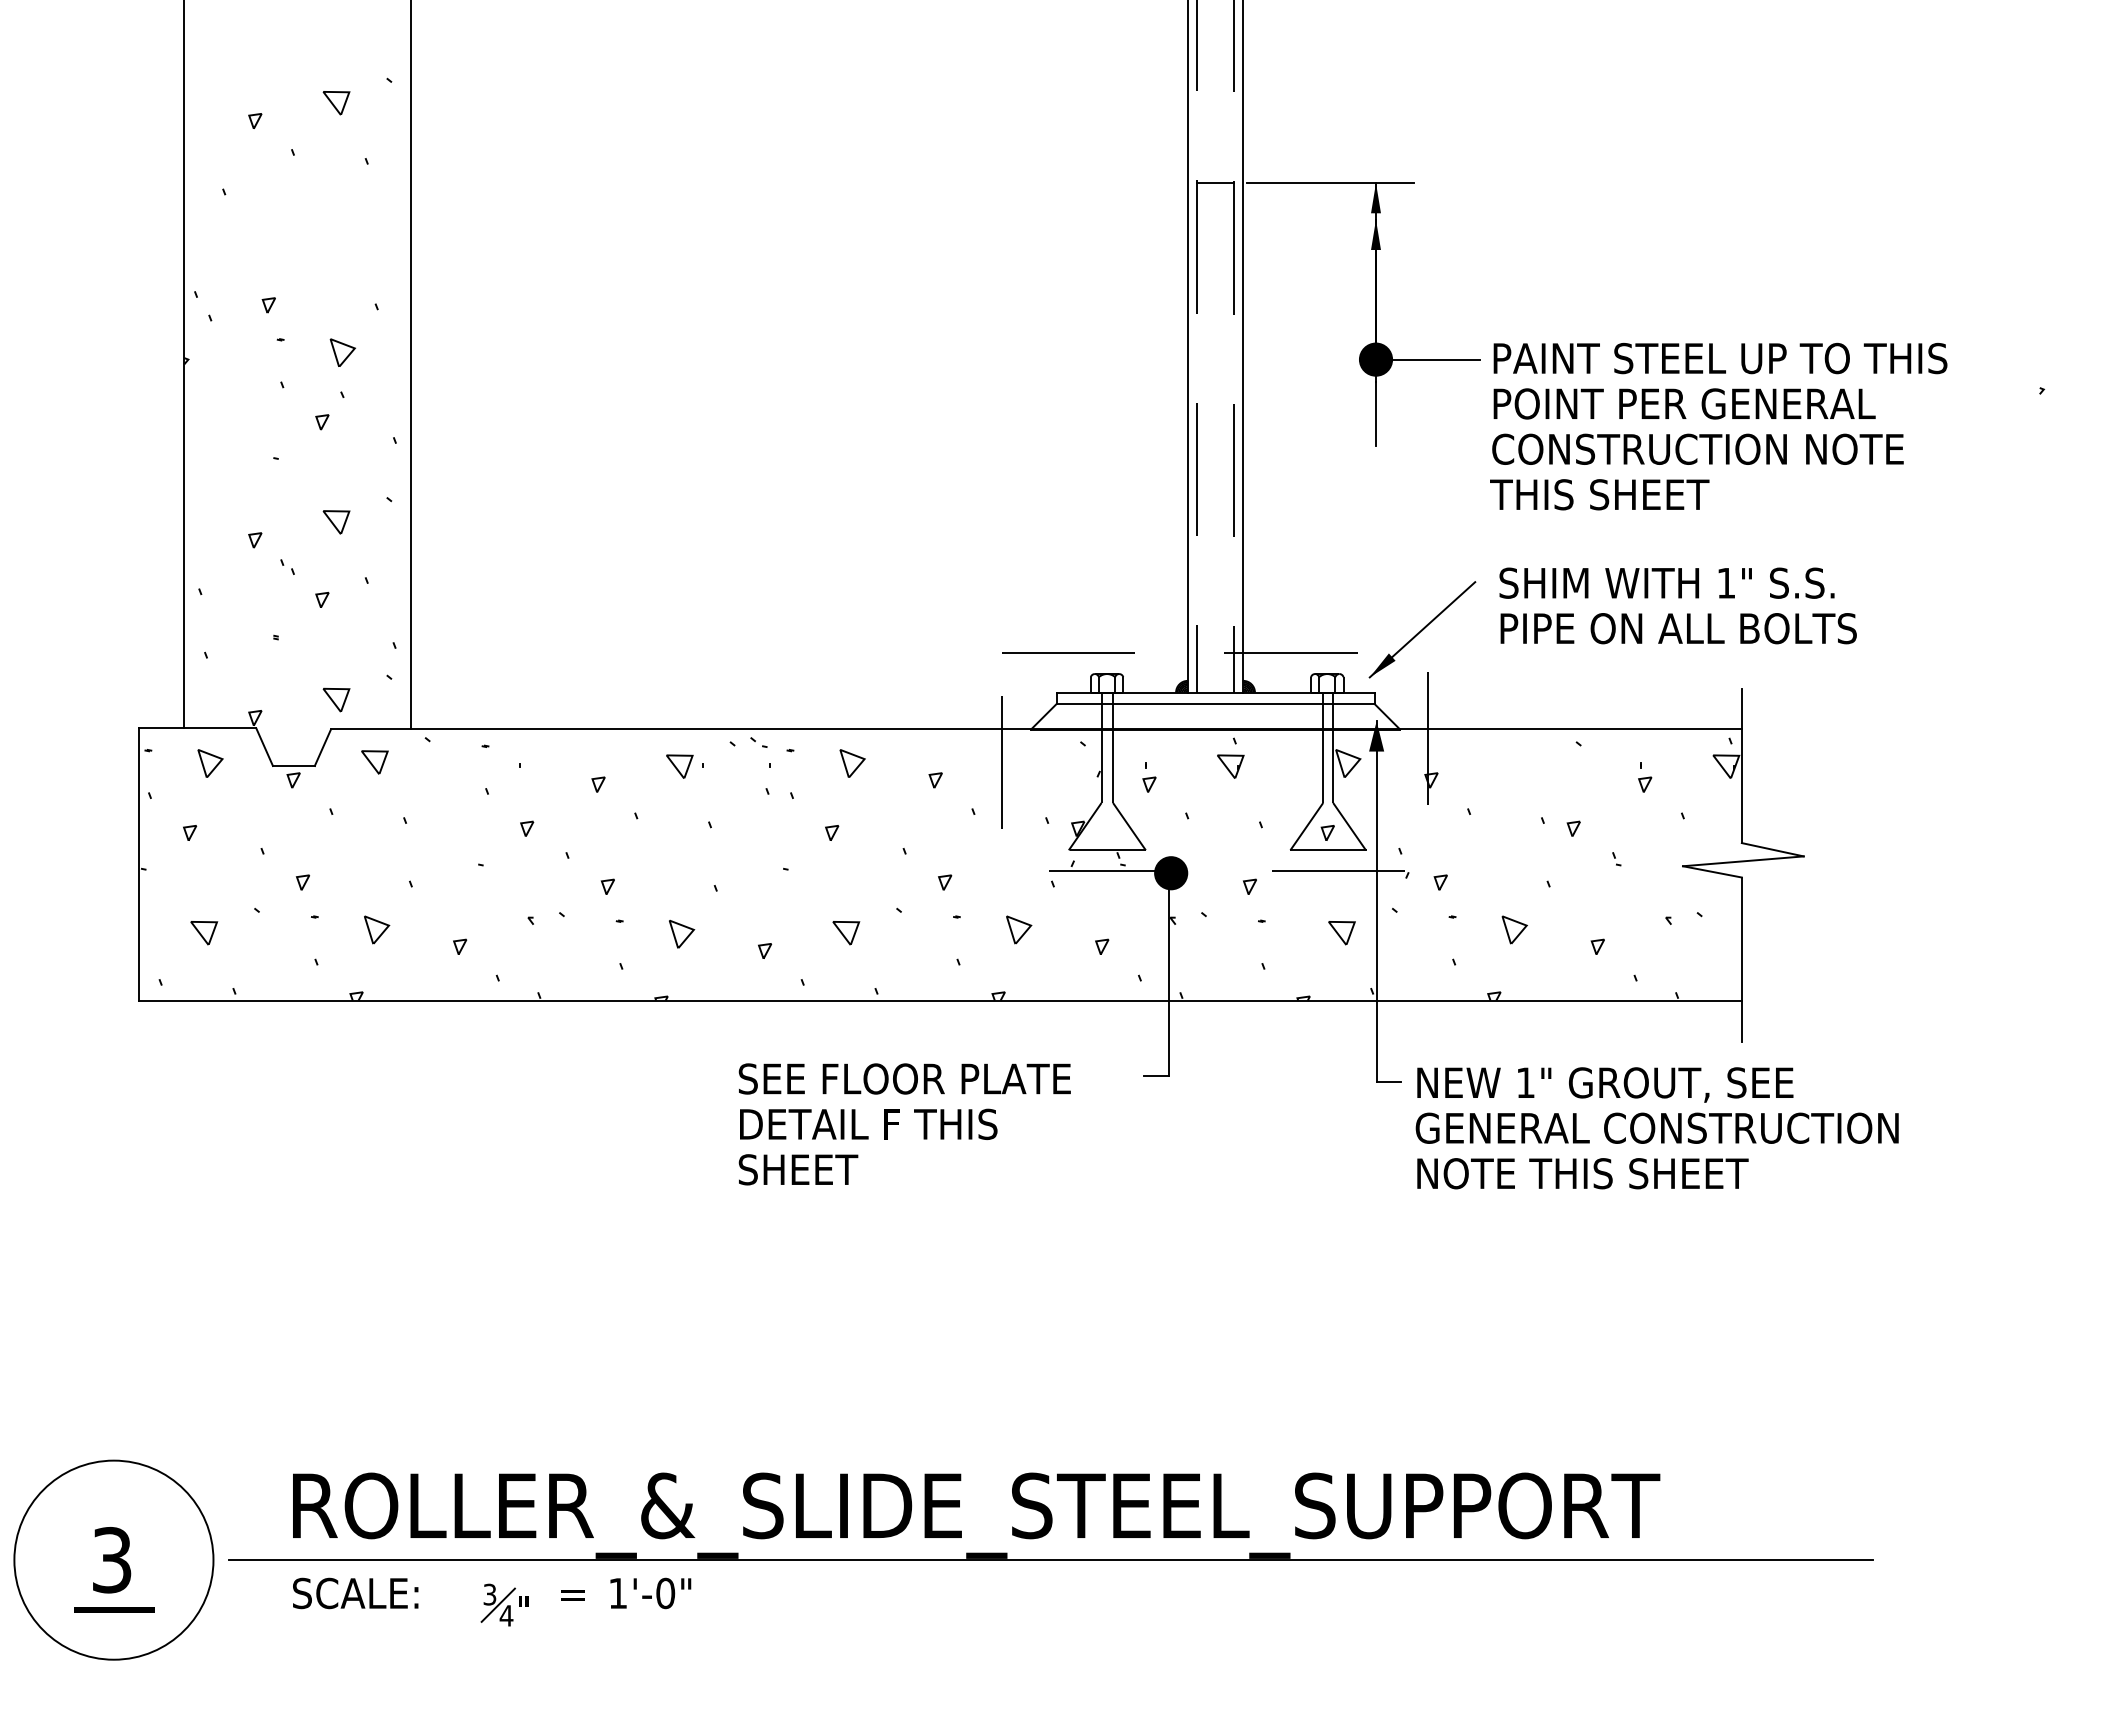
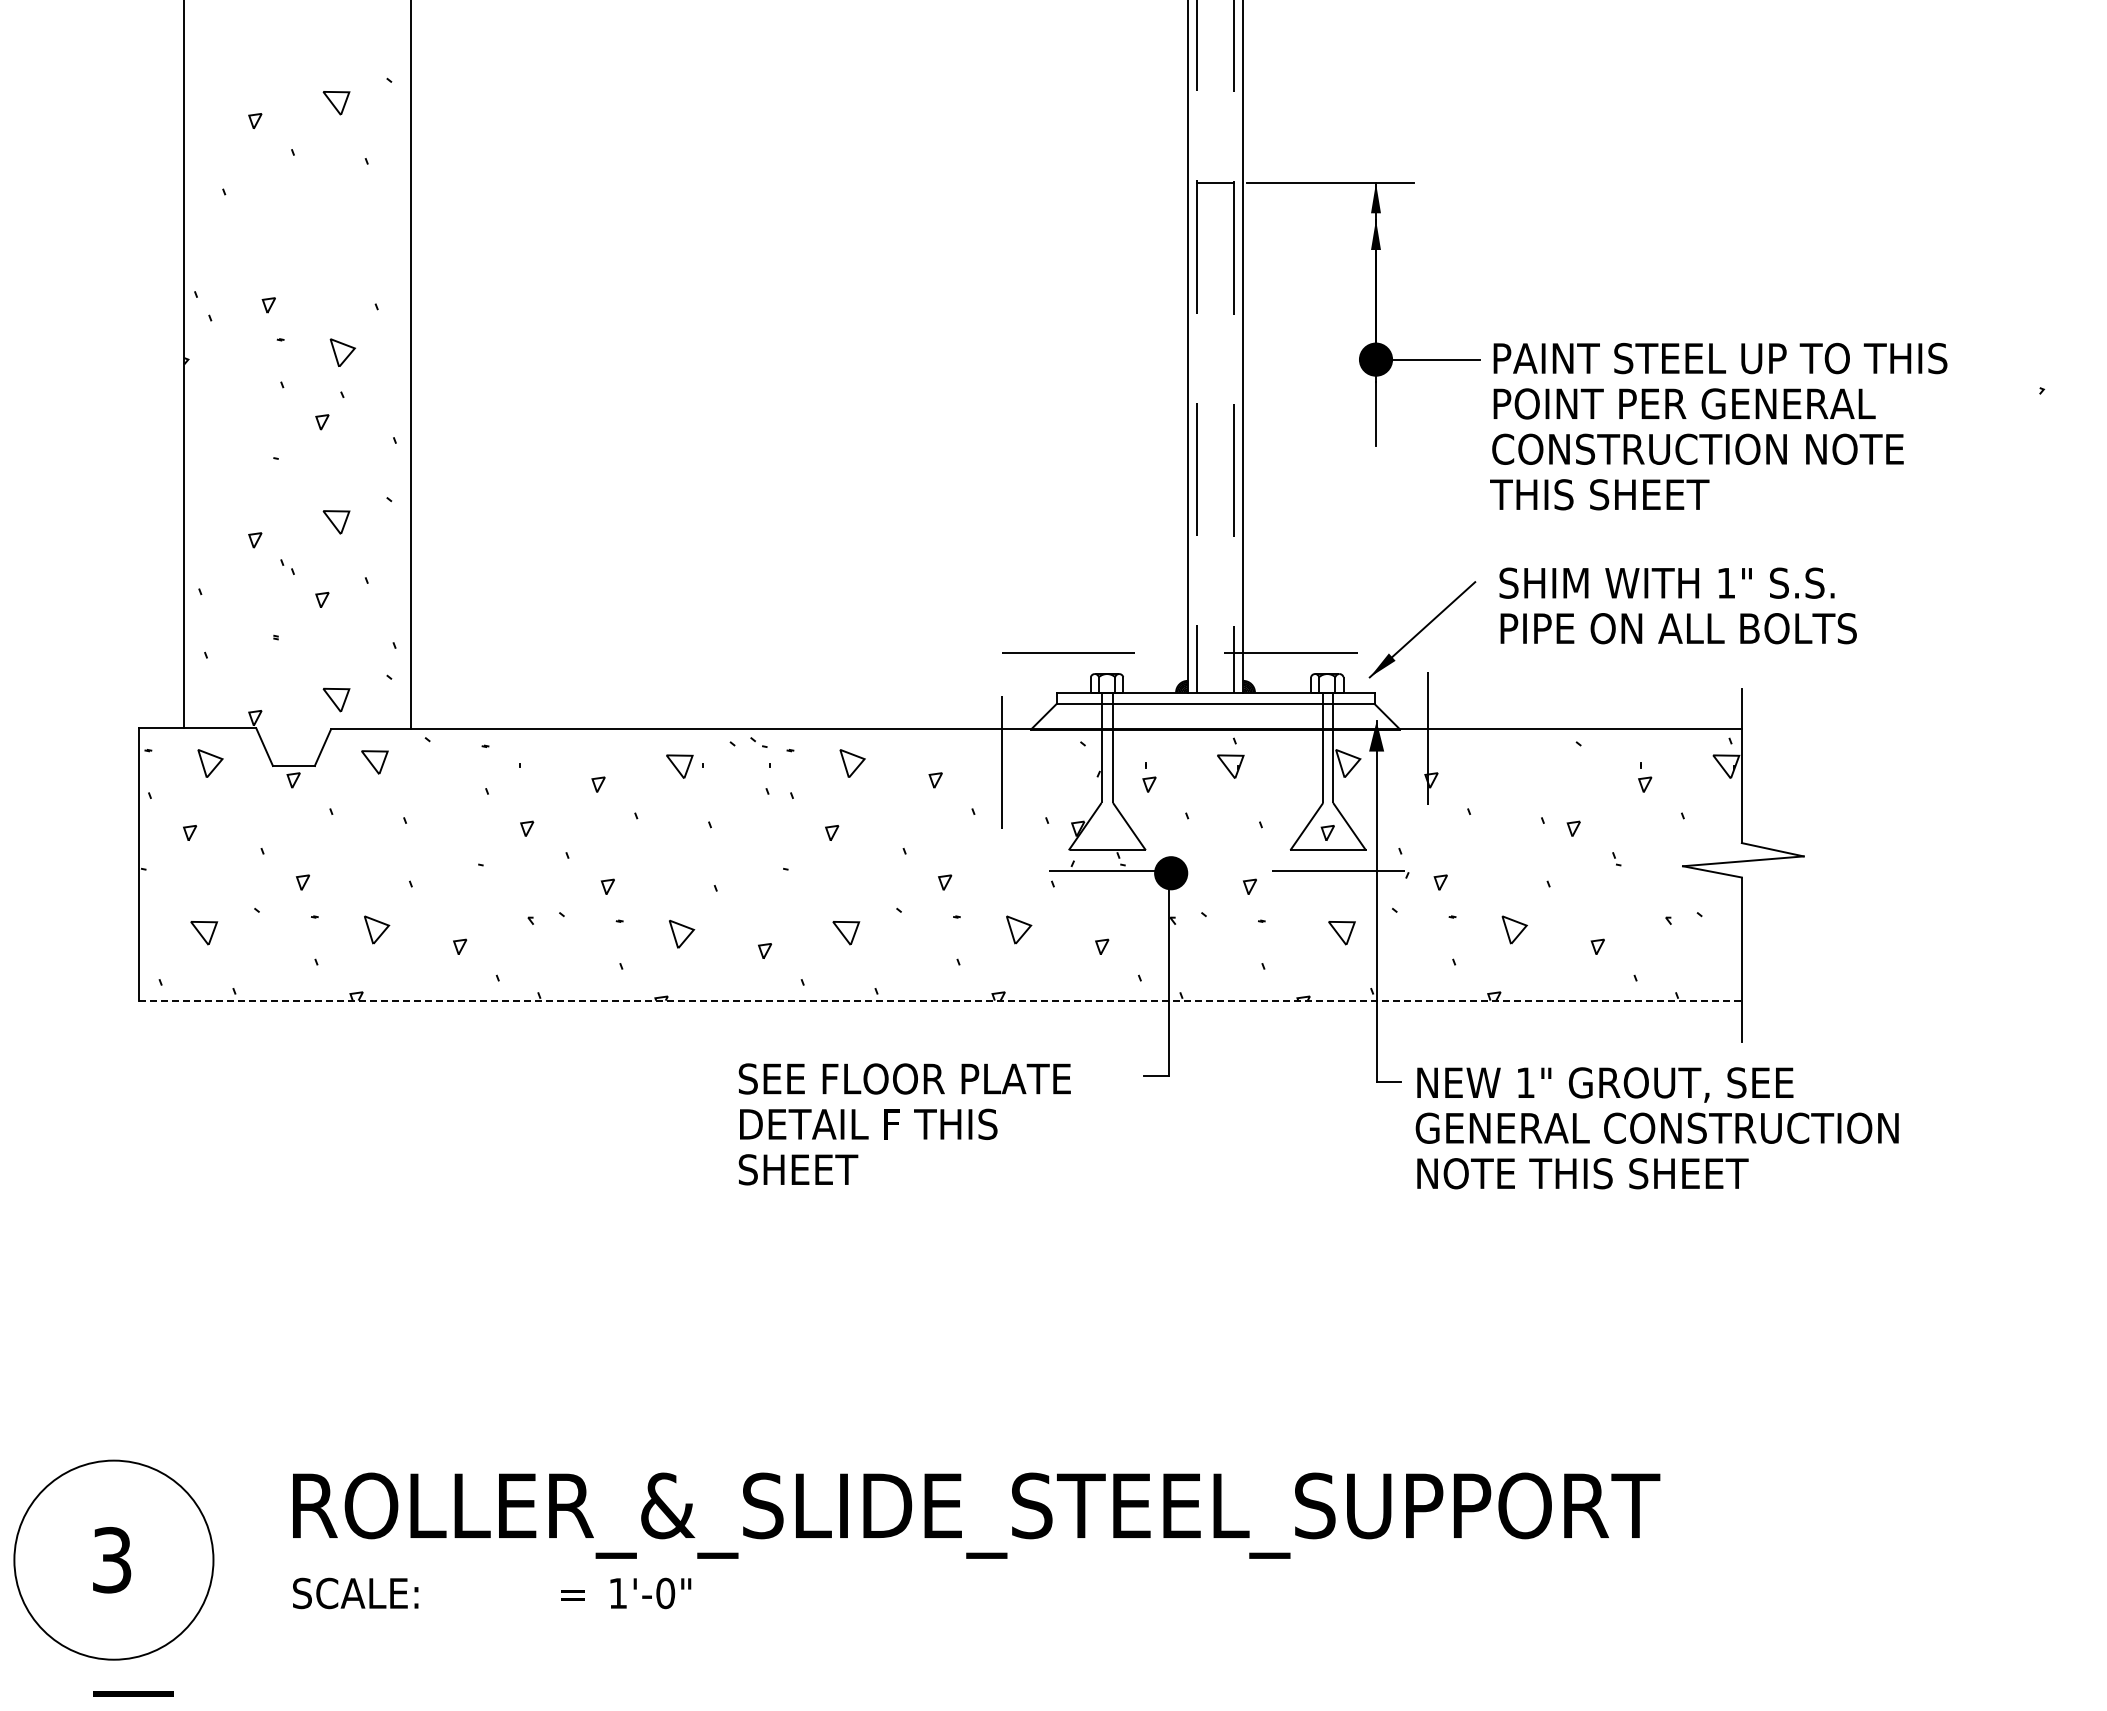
line: solid -> dashed (940, 1000)
line: present -> none (1051, 1560)
part: present -> none (504, 1604)
text position: (114, 1609) -> (133, 1693) (133, 1693)
